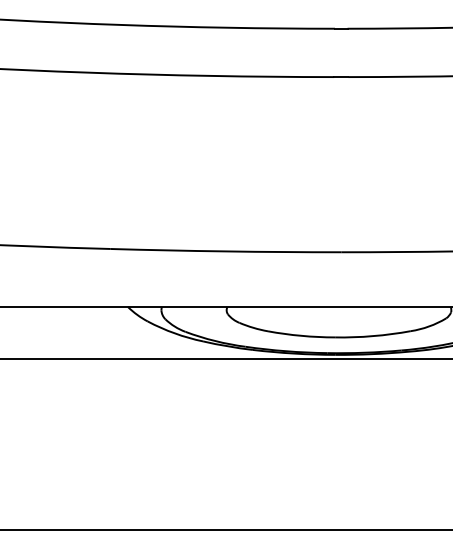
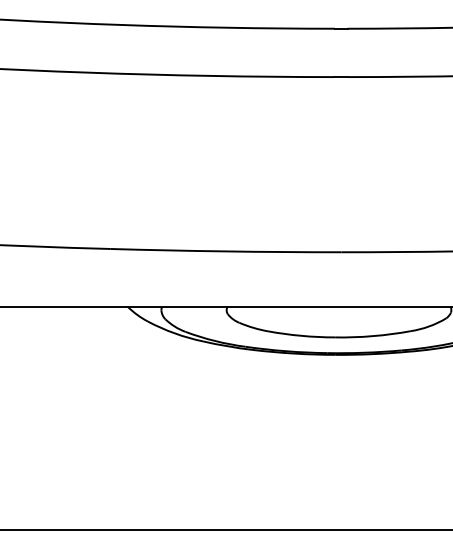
line: present -> none (225, 358)
